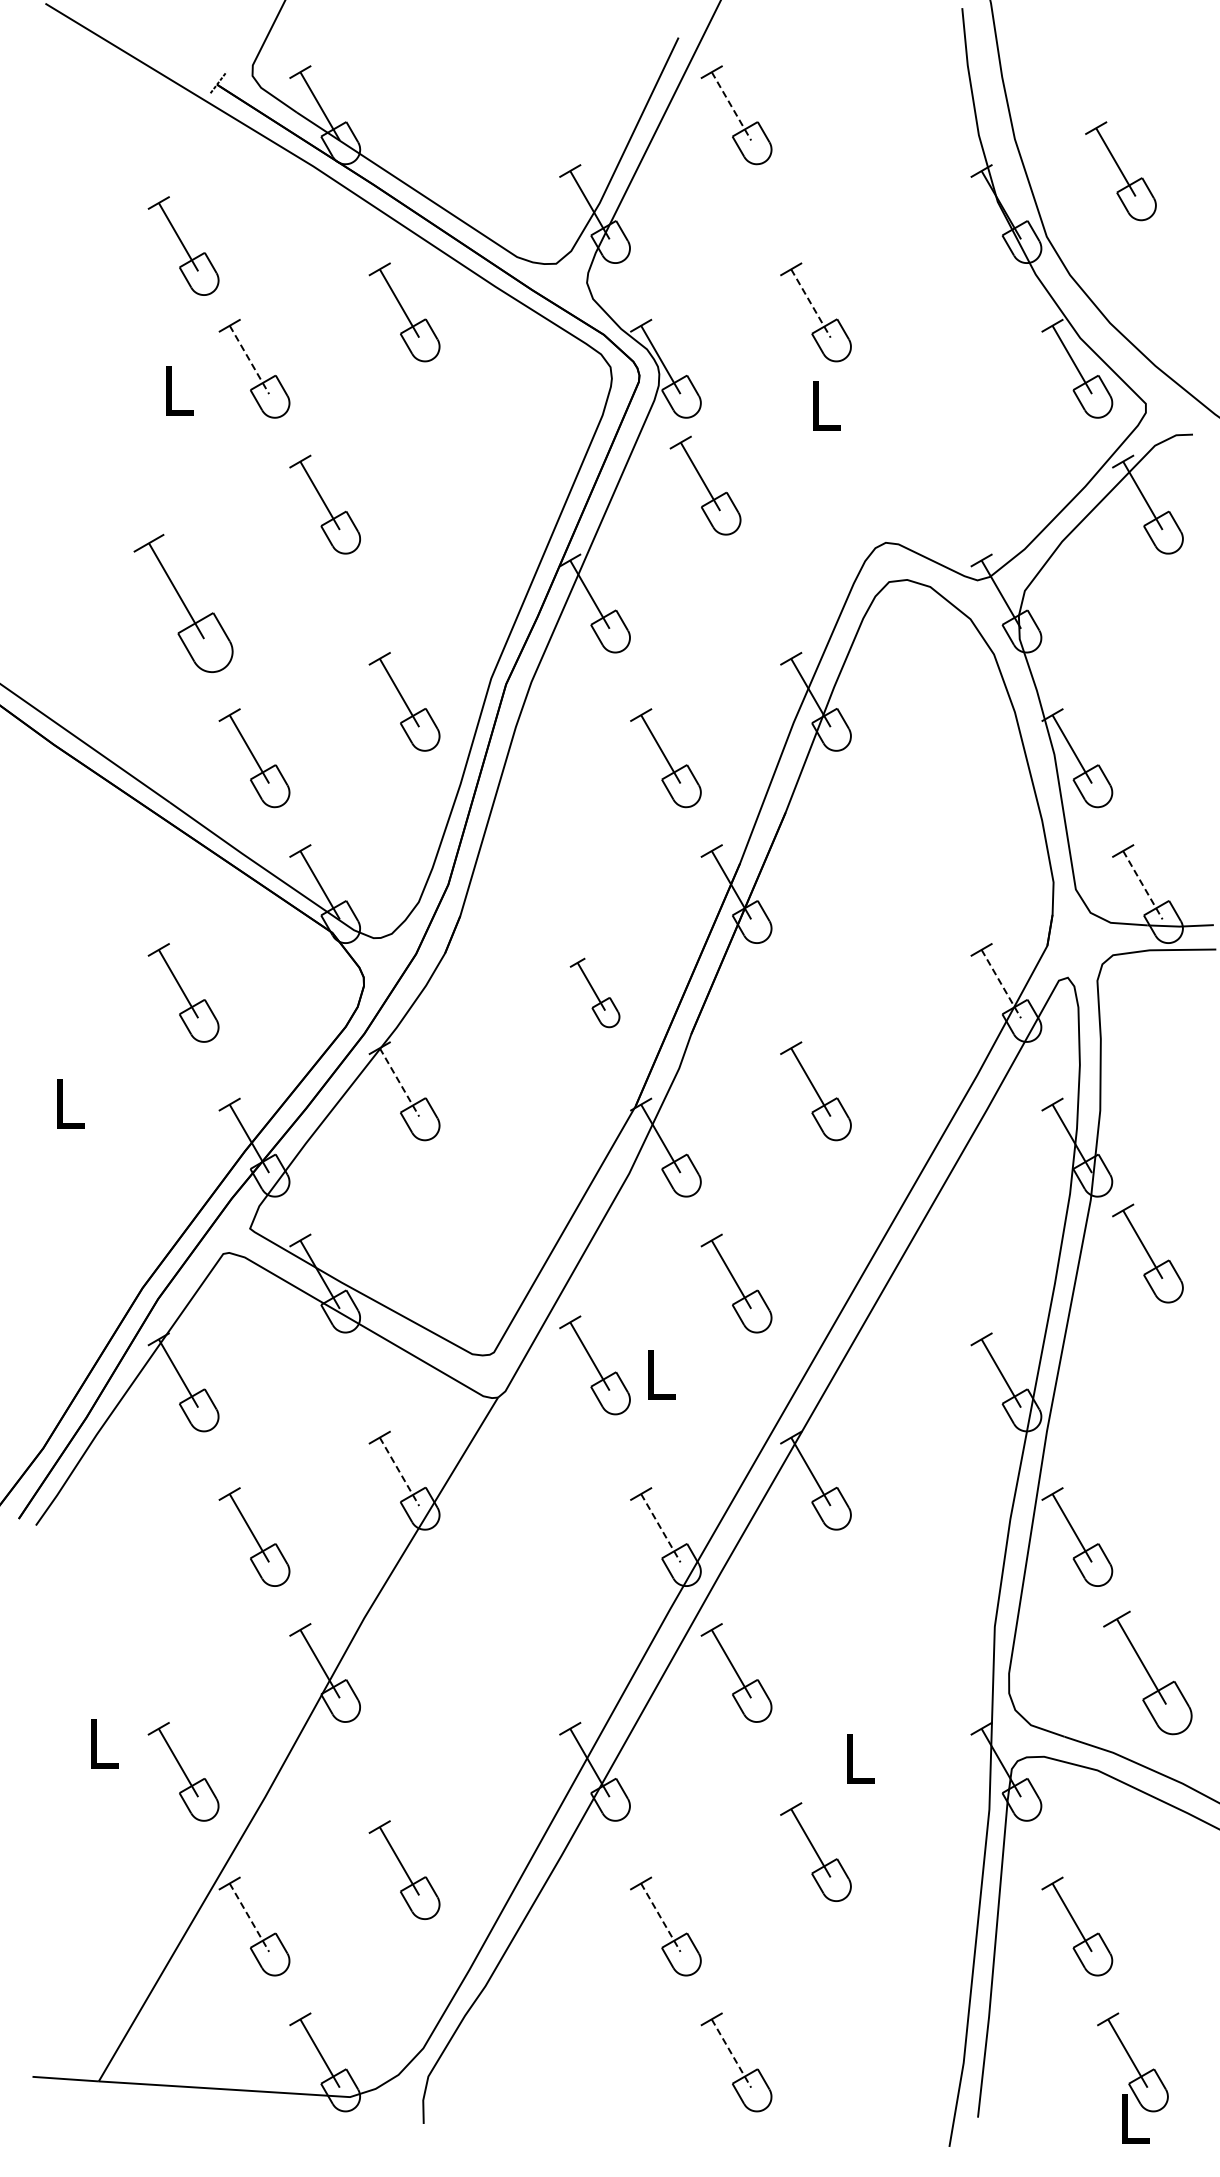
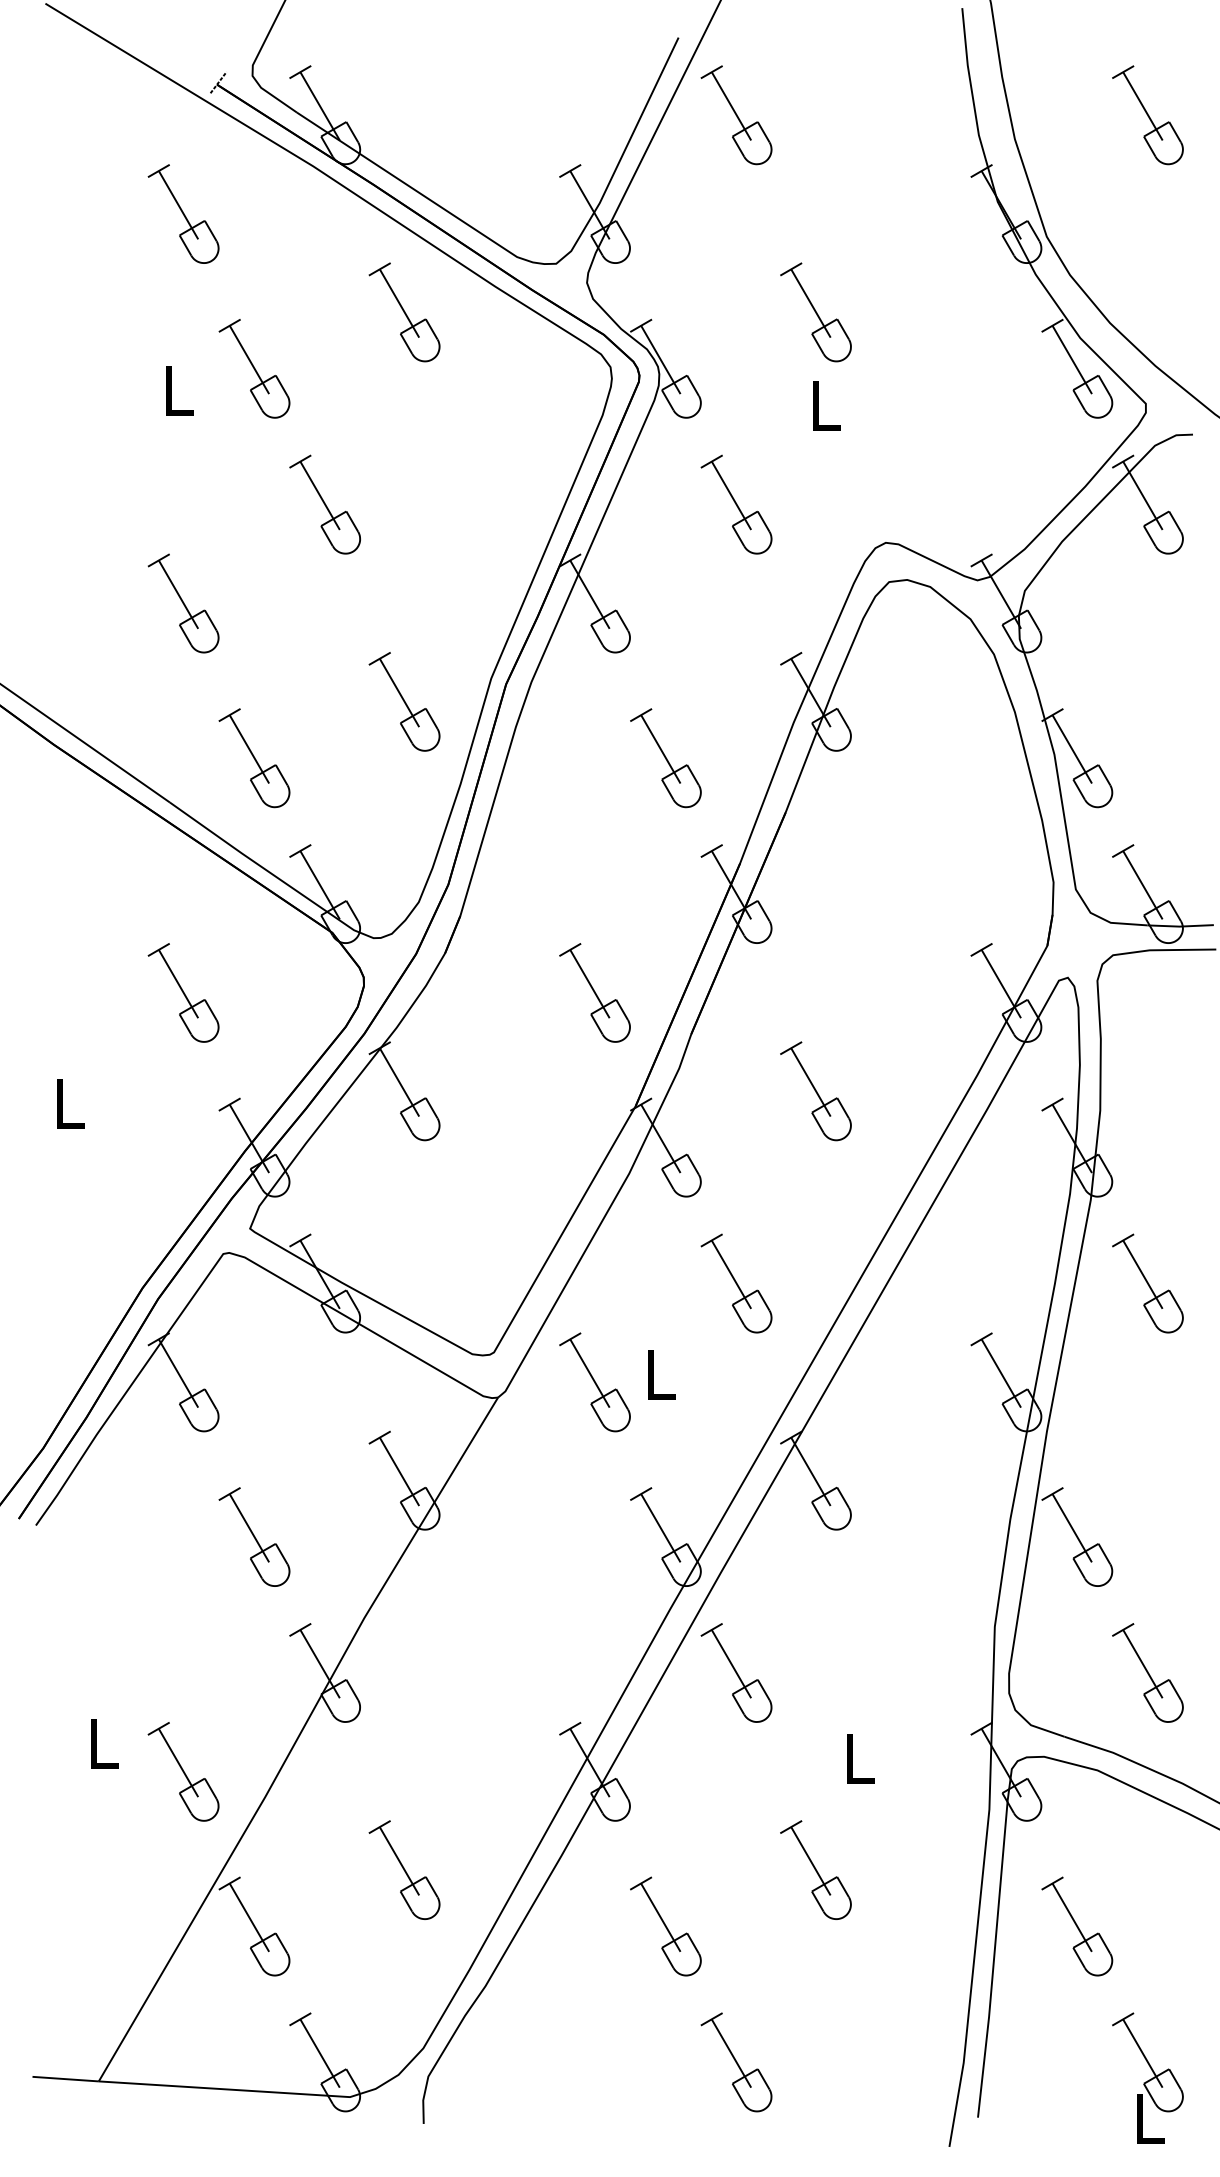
line: dashed -> solid (731, 106)
part position: (1120, 171) -> (1147, 115) (1147, 115)
part position: (183, 245) -> (183, 213) (183, 213)
line: dashed -> solid (811, 303)
line: dashed -> solid (249, 360)
part position: (705, 485) -> (736, 504) (736, 504)
part size: 101x139 px -> 73x101 px (183, 603)
line: dashed -> solid (1143, 885)
line: dashed -> solid (1001, 984)
part size: 52x72 px -> 72x100 px (594, 992)
line: dashed -> solid (399, 1082)
part position: (1147, 1253) -> (1147, 1283) (1147, 1283)
part position: (594, 1365) -> (594, 1382) (594, 1382)
line: dashed -> solid (399, 1472)
line: dashed -> solid (661, 1528)
part size: 90x126 px -> 72x100 px (1147, 1672)
part position: (815, 1851) -> (815, 1869) (815, 1869)
line: dashed -> solid (249, 1918)
line: dashed -> solid (661, 1918)
line: dashed -> solid (731, 2053)
part position: (1132, 2077) -> (1147, 2077) (1147, 2077)
